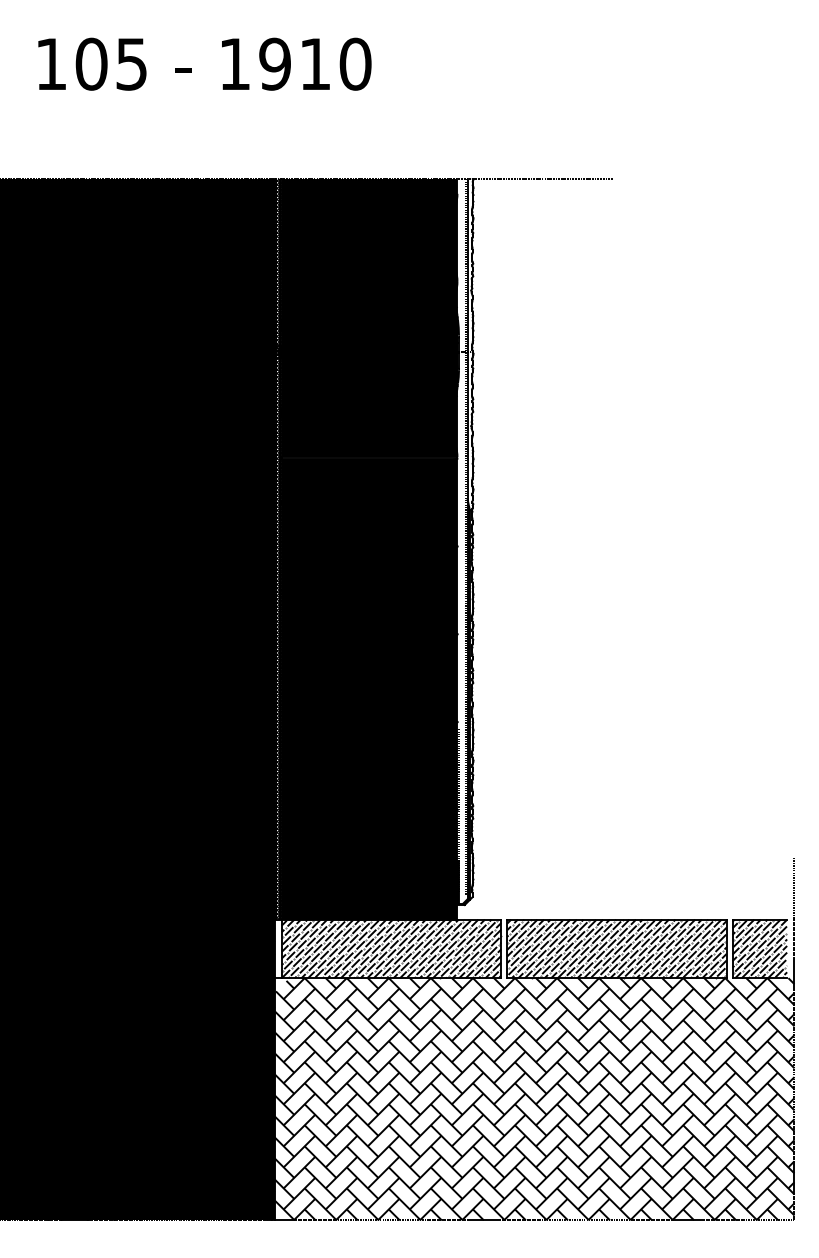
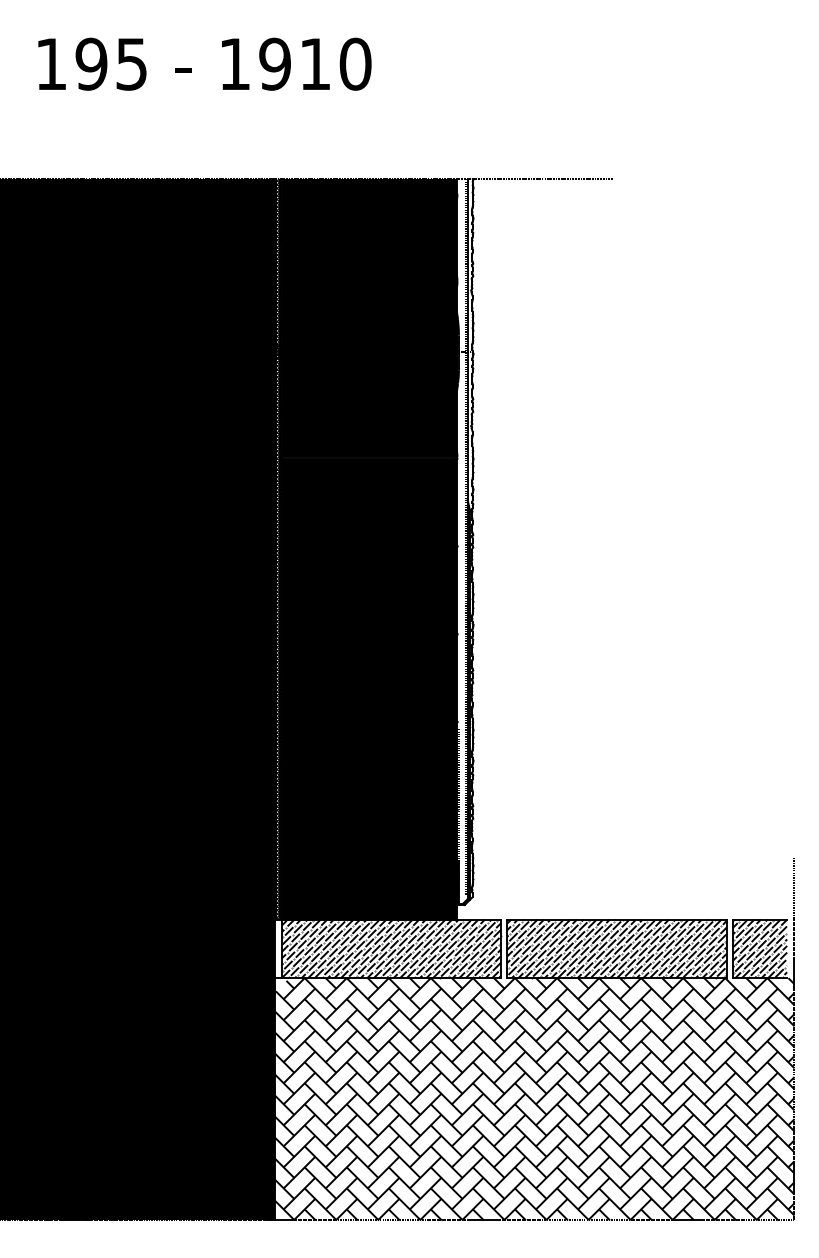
text: 105 -> 195 (91, 63)
